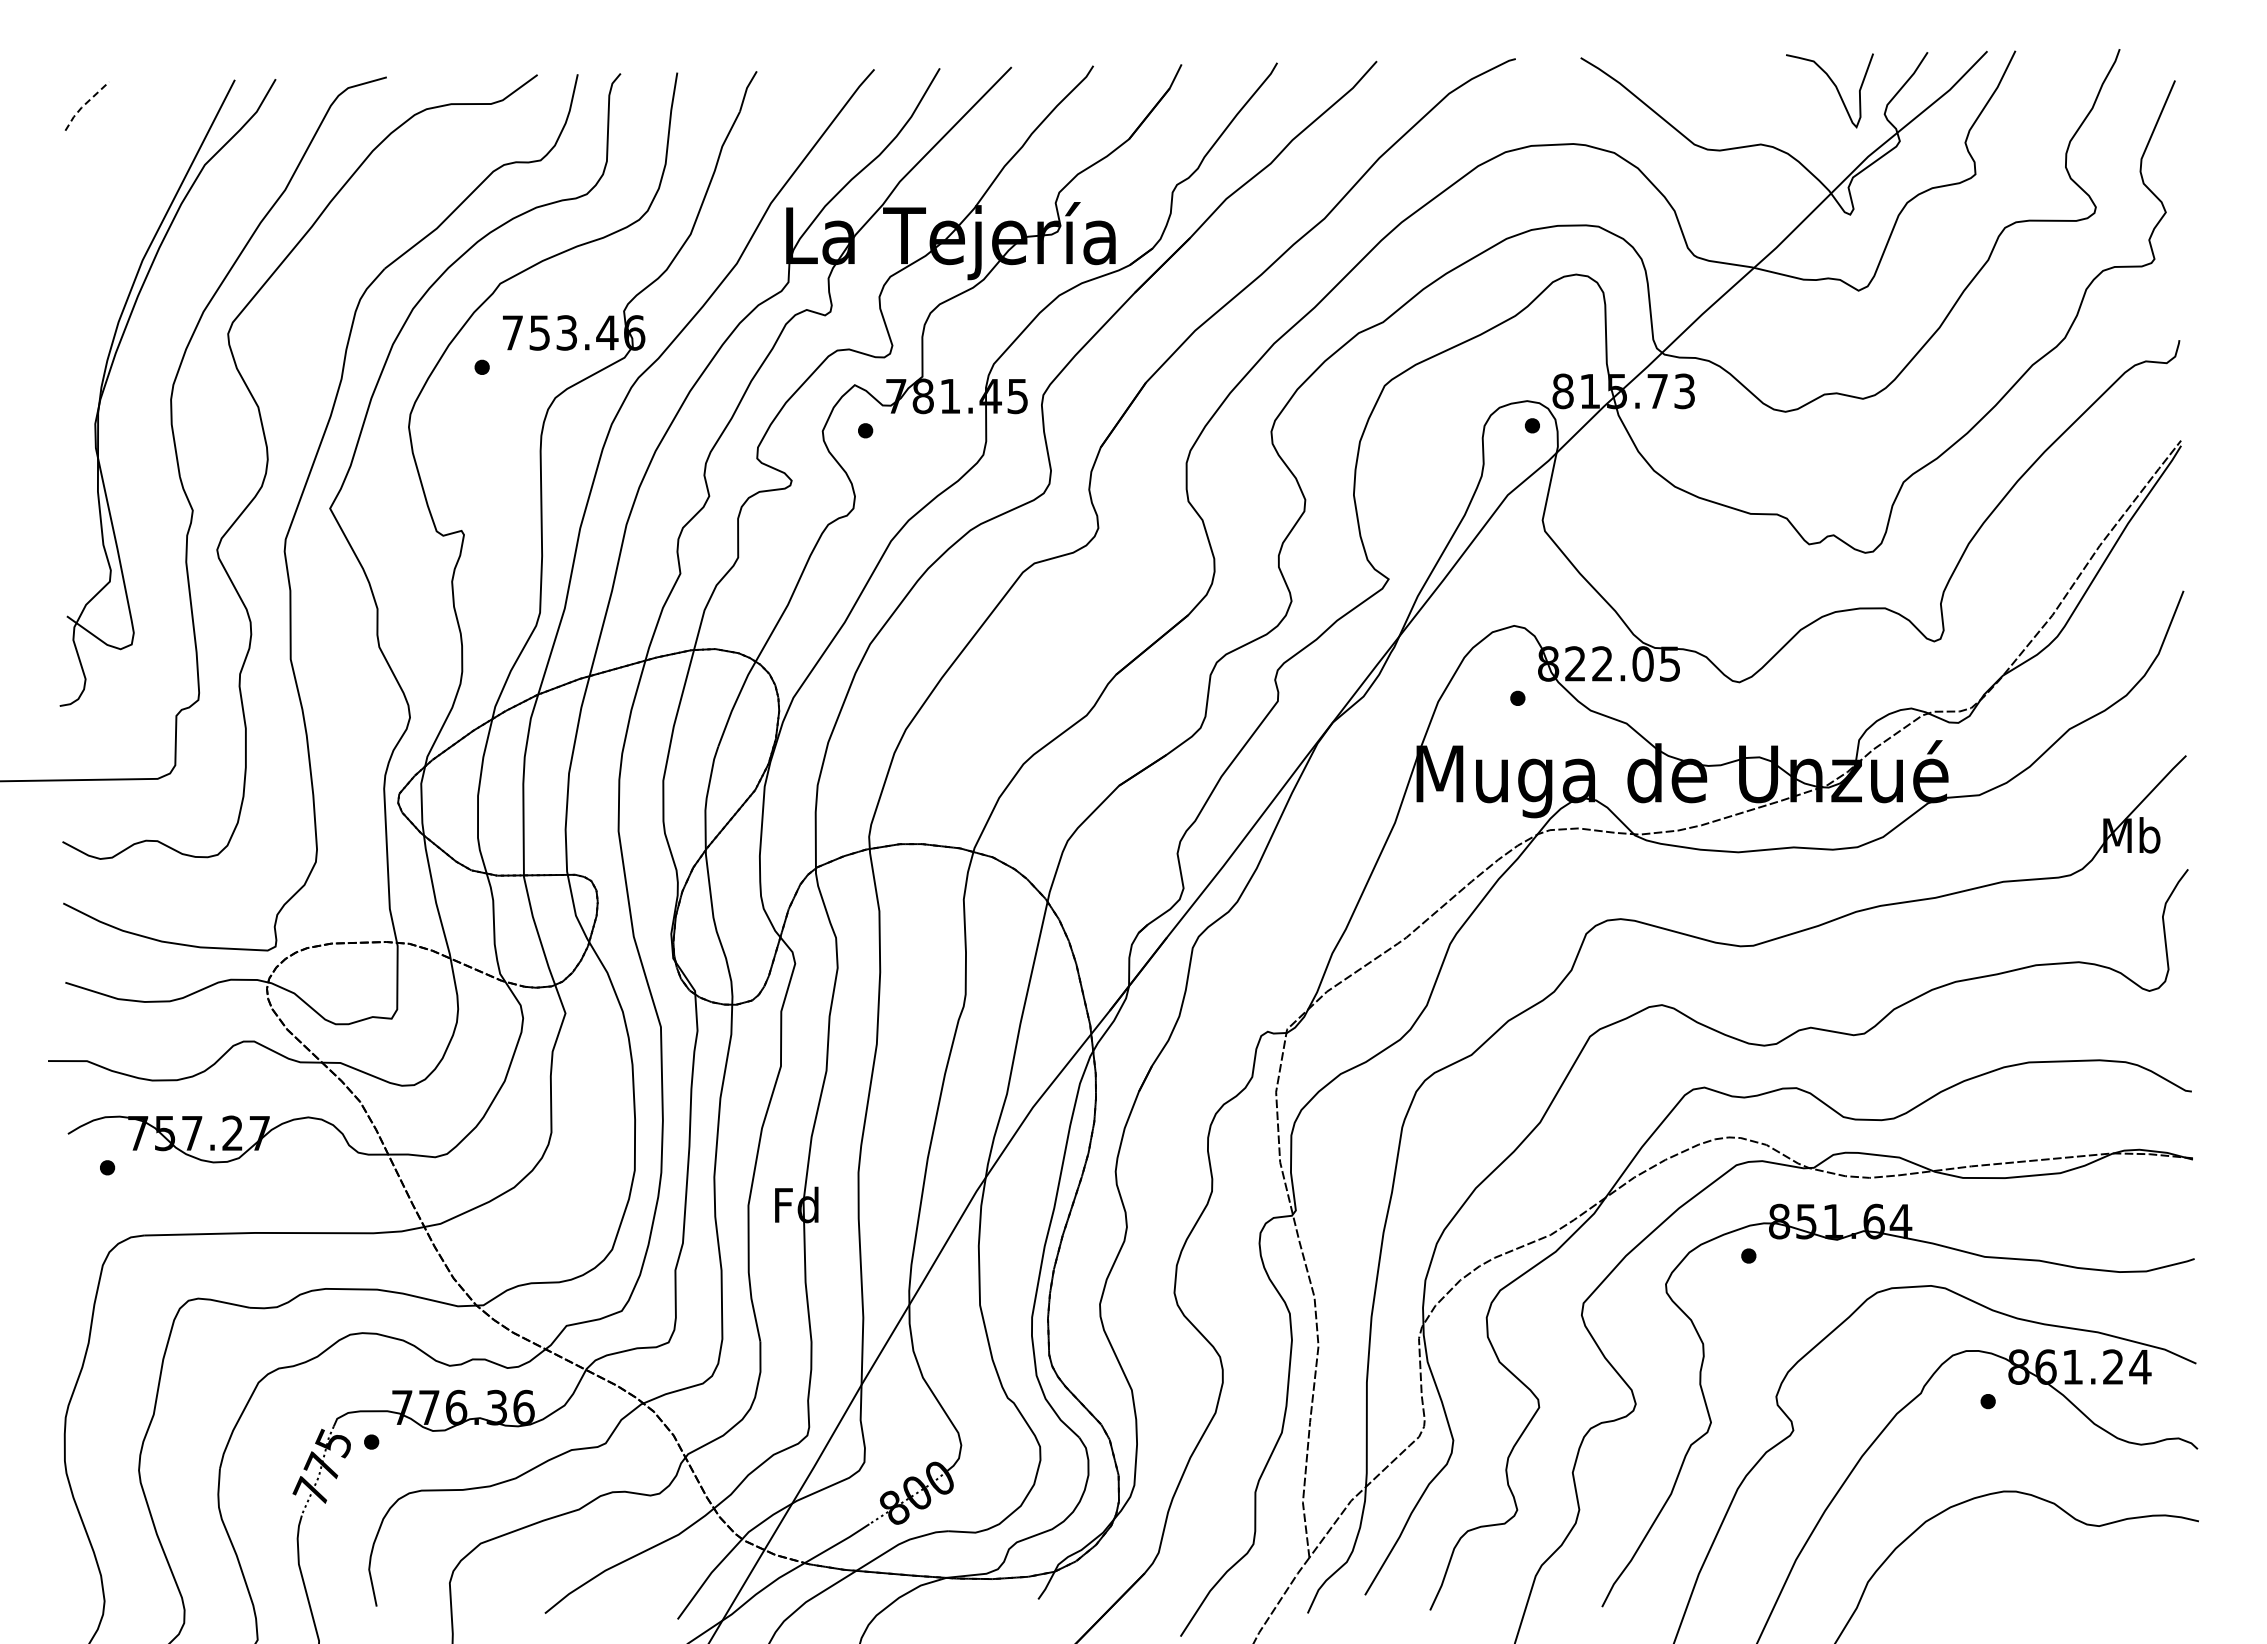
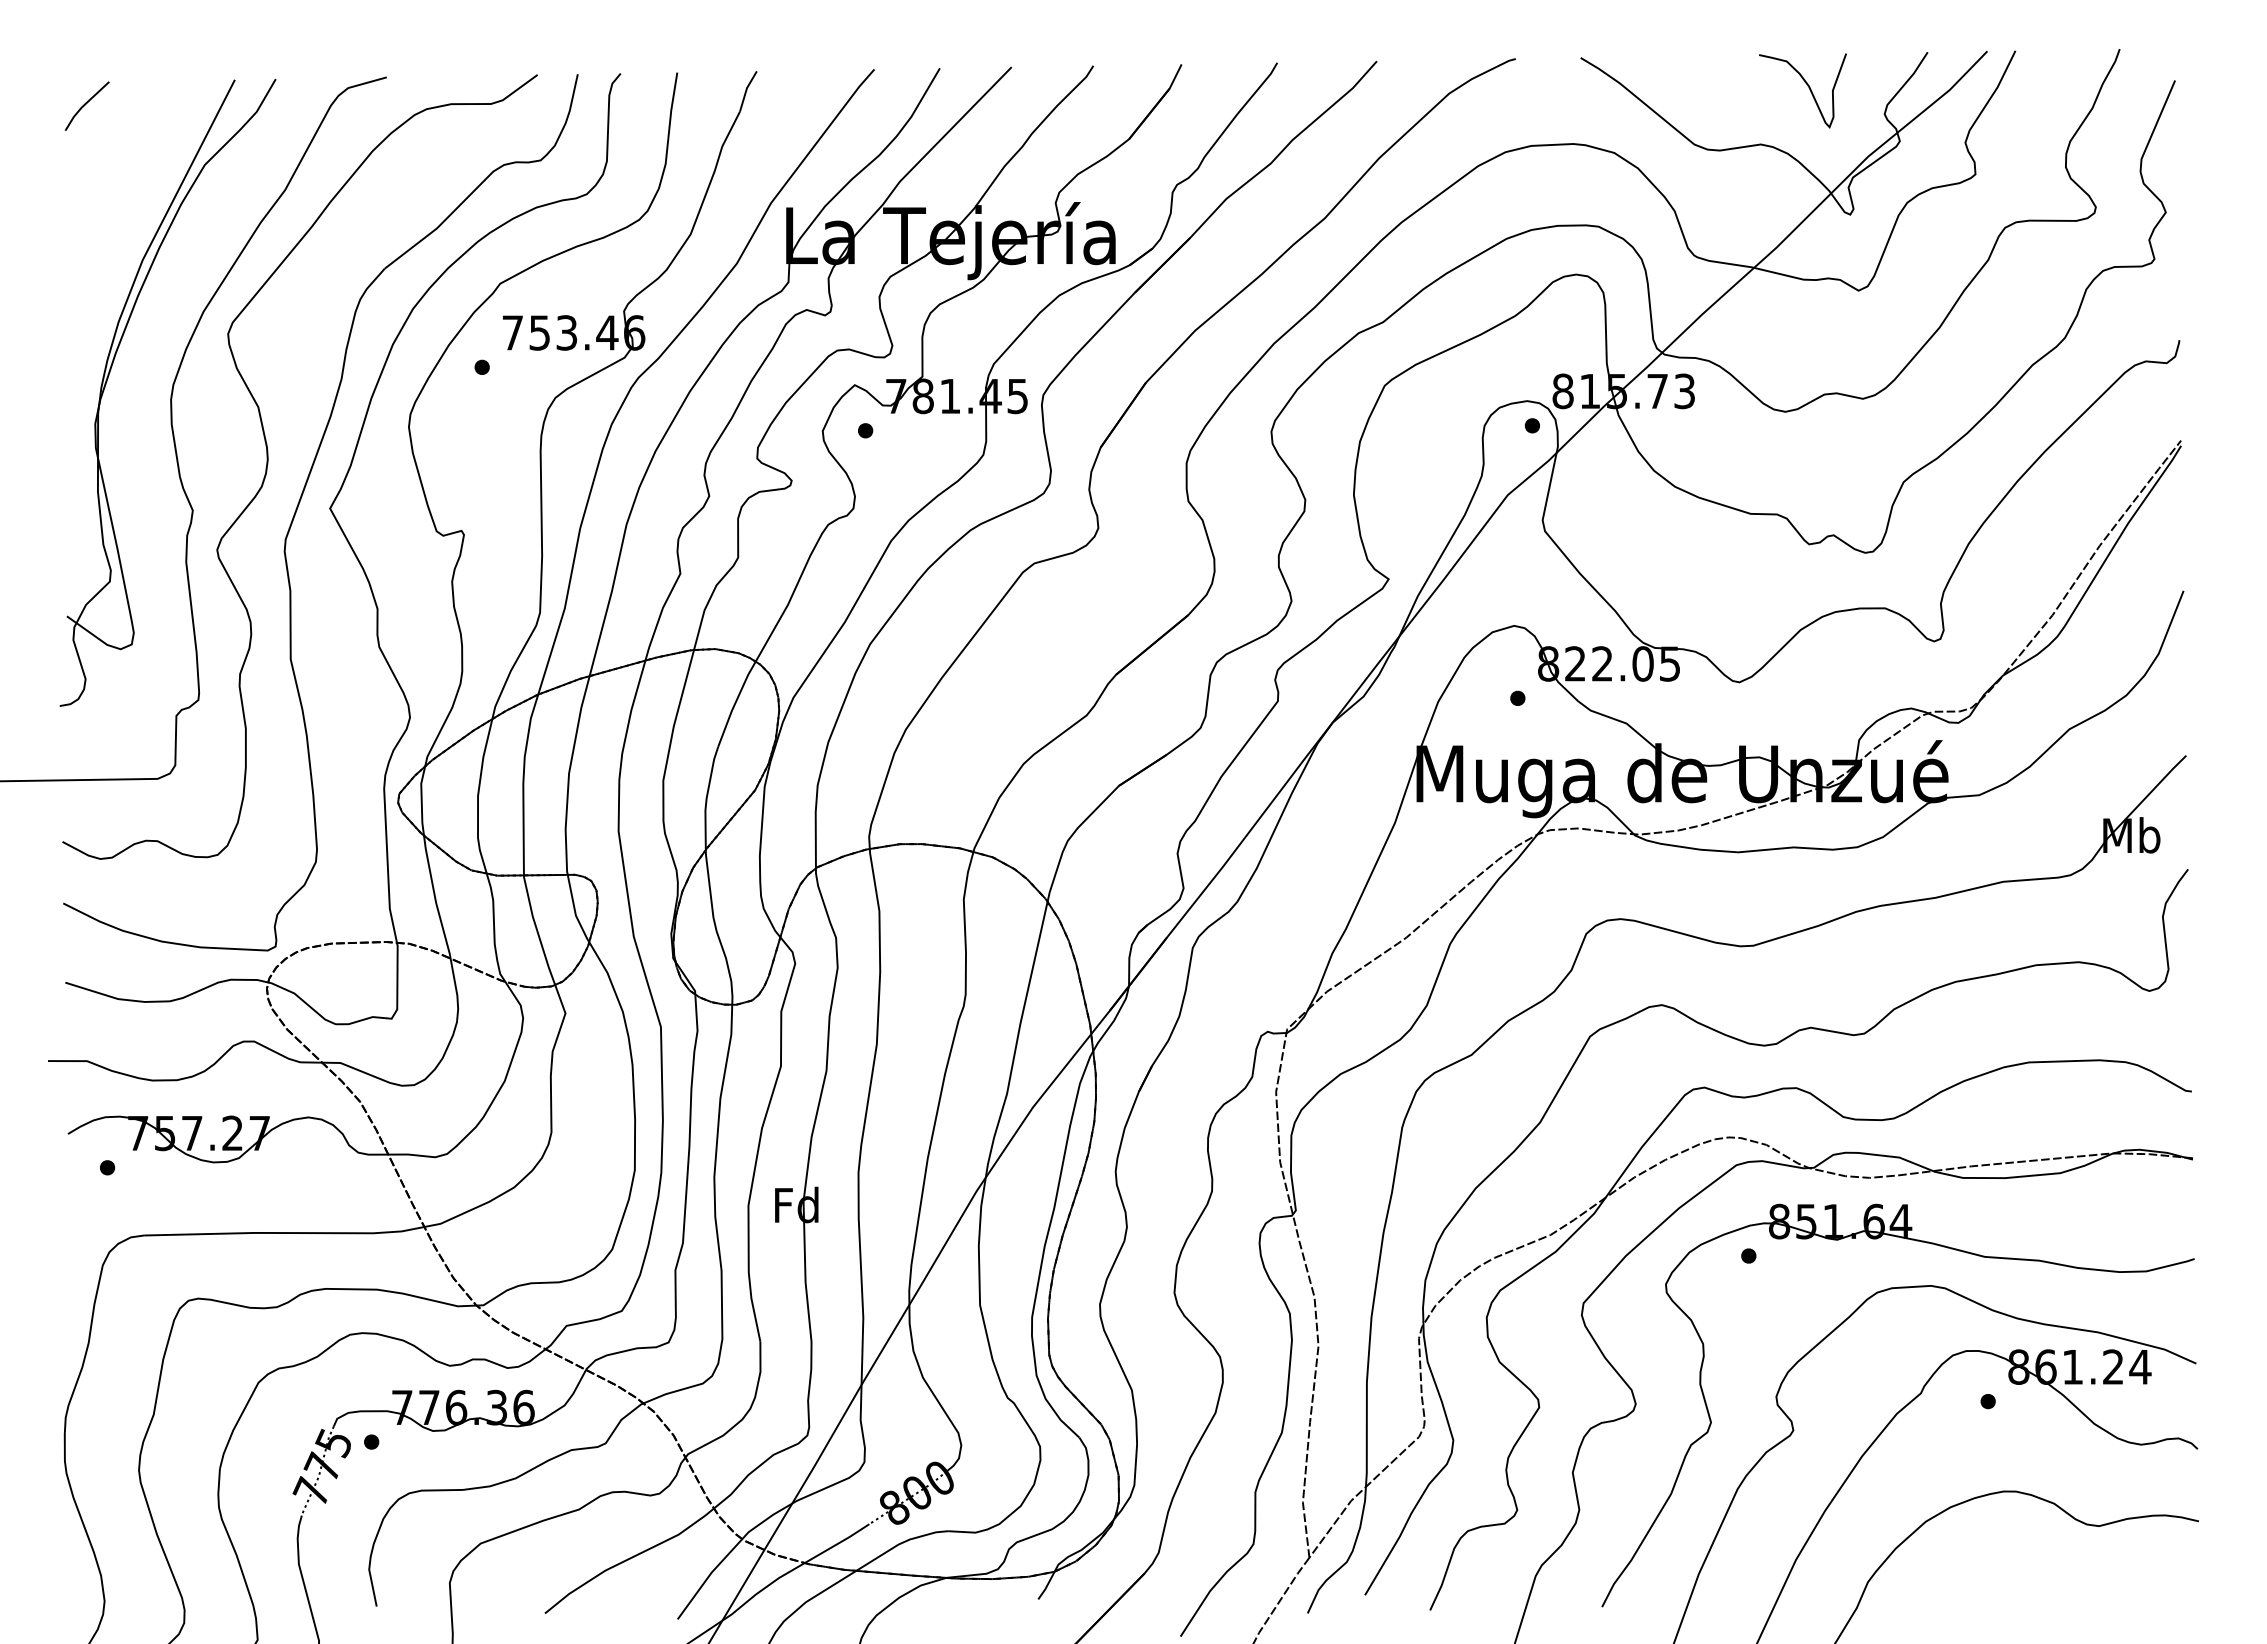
curve position: (1834, 86) -> (1807, 86) (1807, 86)
line: dashed -> solid (83, 105)
